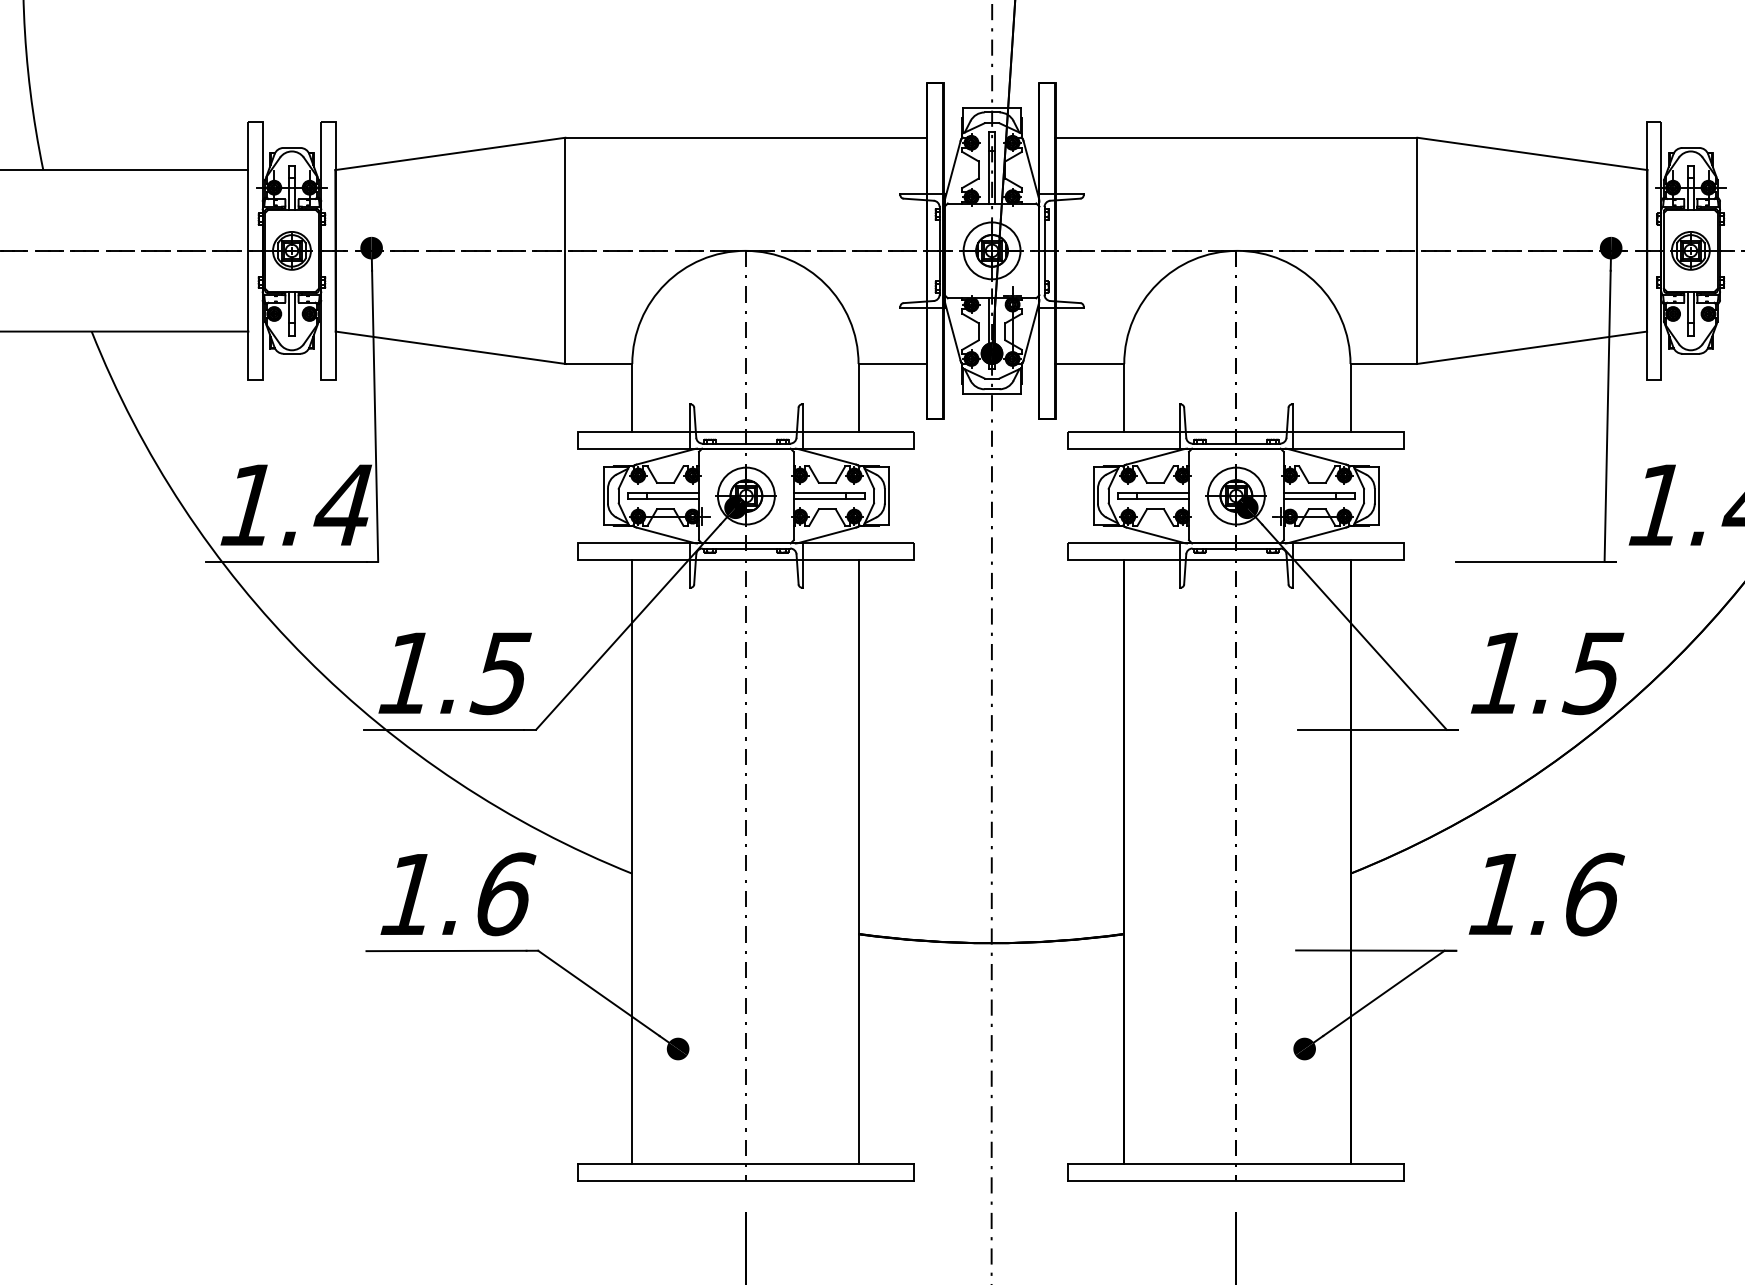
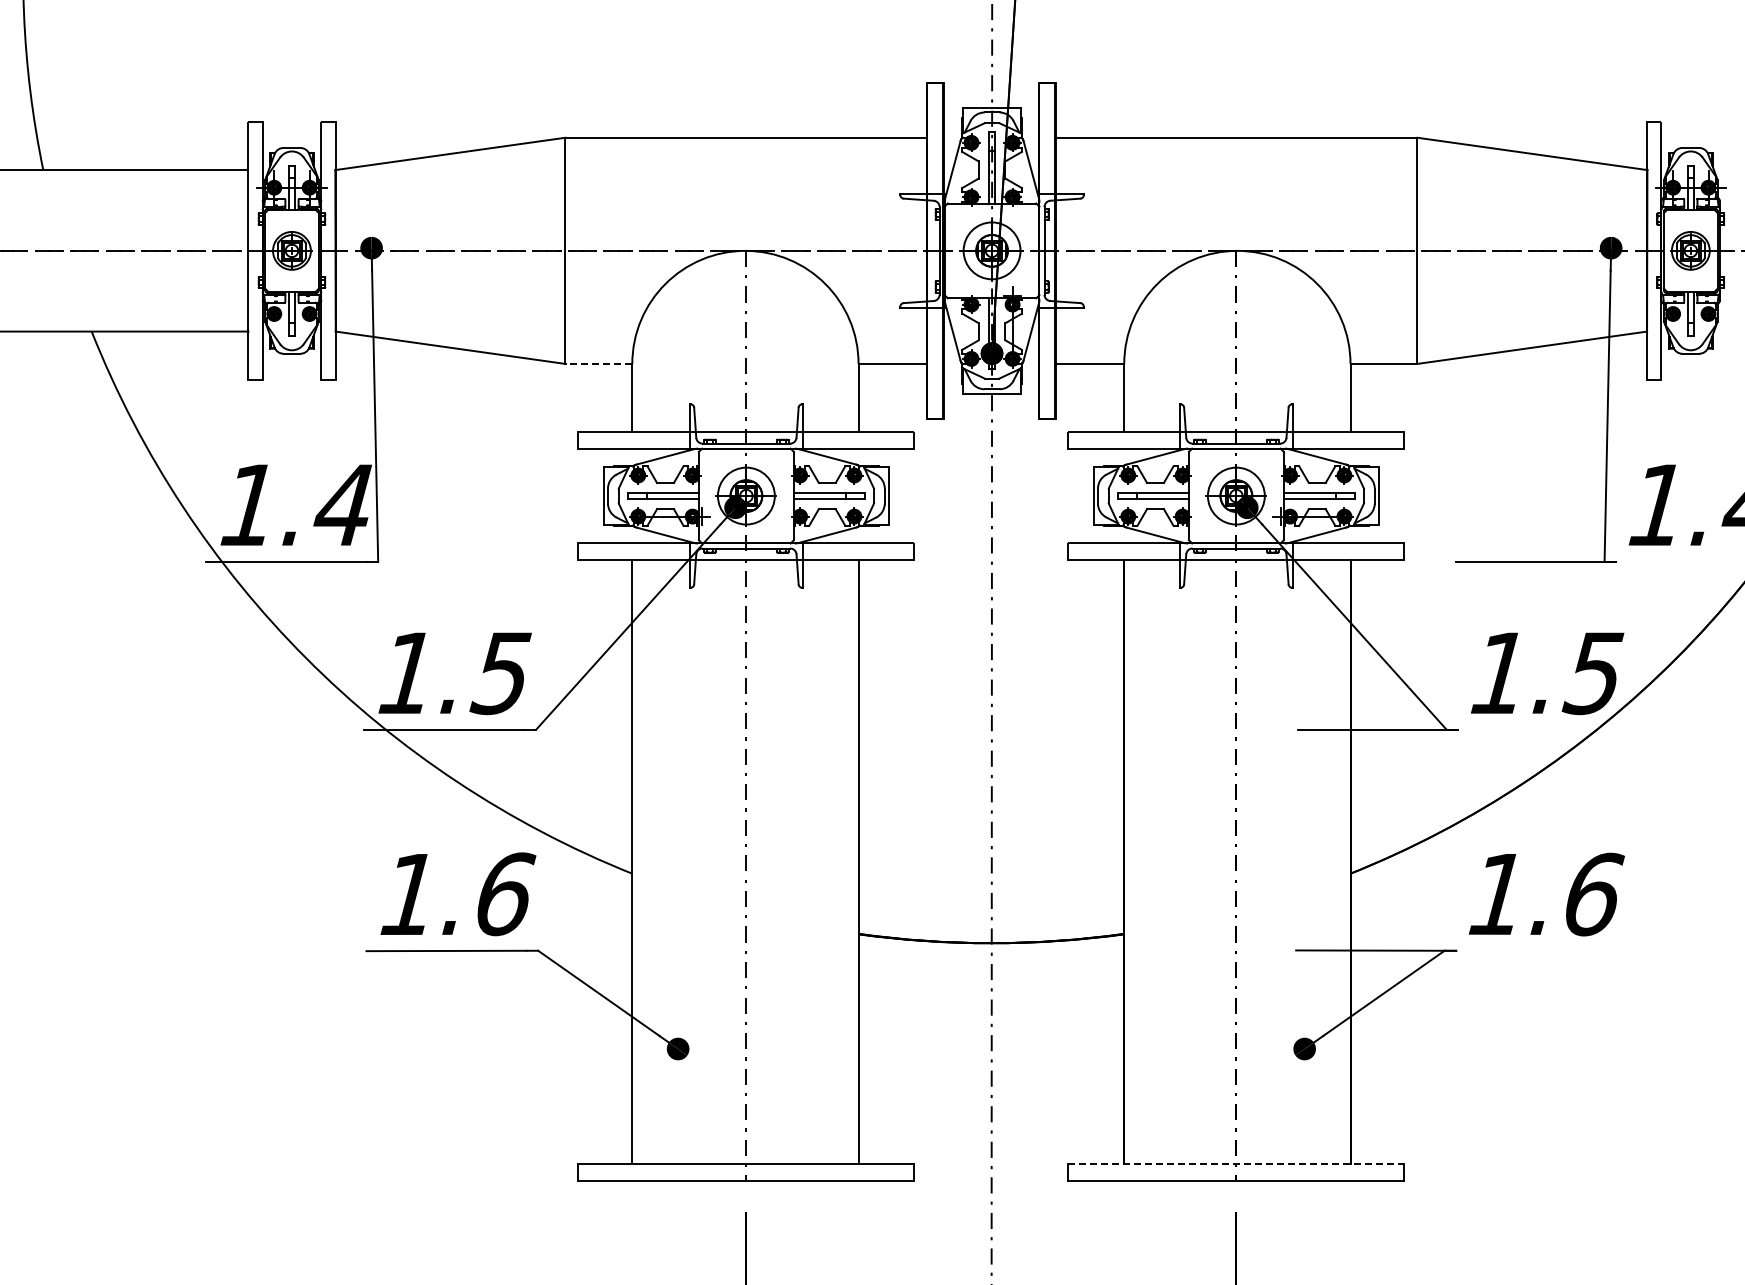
line: solid -> dashed (598, 364)
line: solid -> dashed (1236, 1163)
